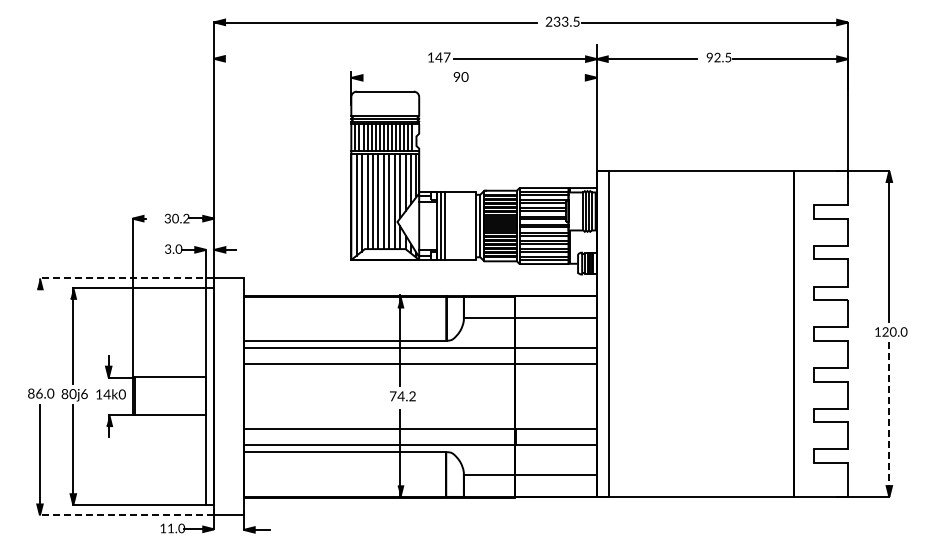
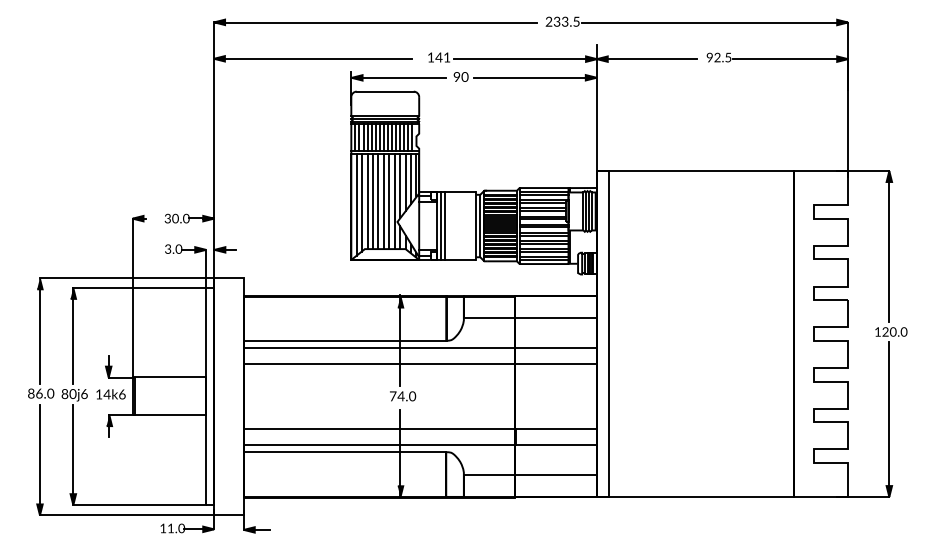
text: 147 -> 141 (447, 57)
line: none -> present (318, 58)
line: none -> present (399, 77)
line: none -> present (534, 77)
text: 30.2 -> 30.0 (186, 218)
line: dashed -> solid (126, 278)
line: none -> present (39, 334)
text: 14k0 -> 14k6 (121, 393)
text: 74.2 -> 74.0 (412, 397)
line: dashed -> solid (889, 419)
line: dashed -> solid (126, 515)
